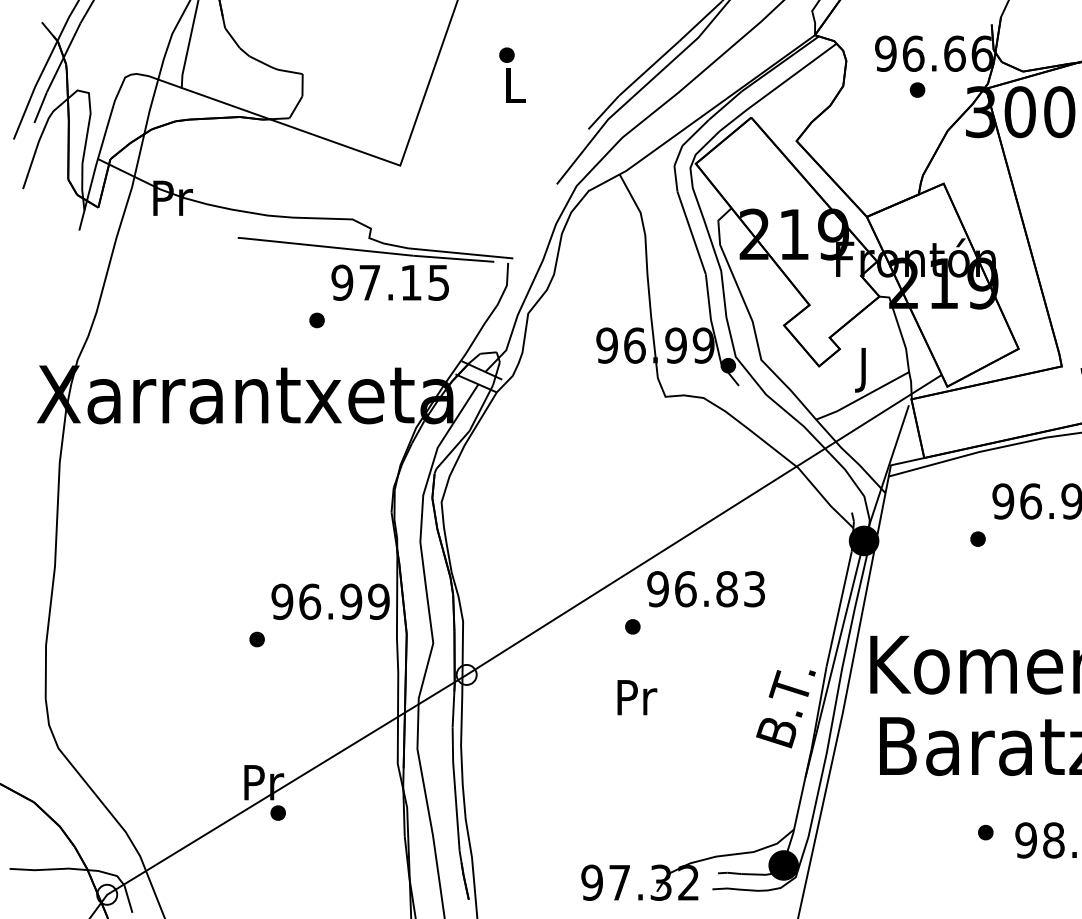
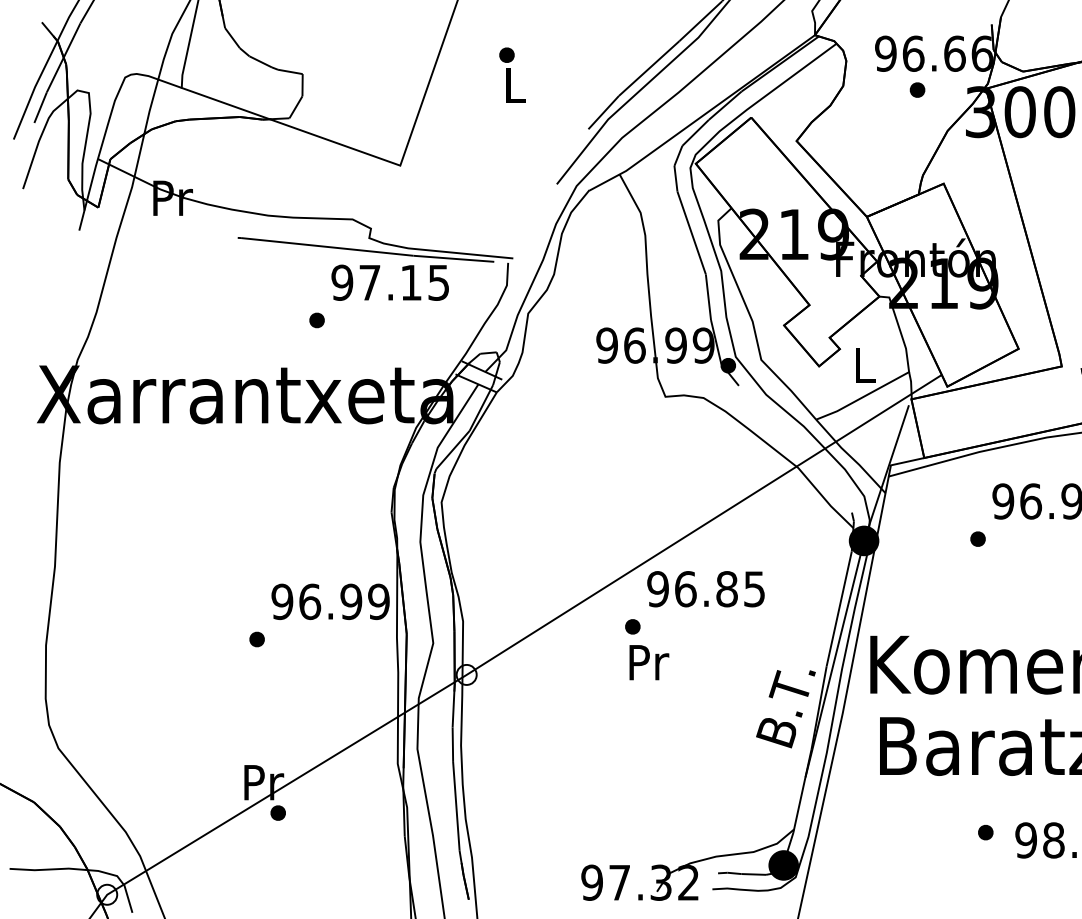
text: J -> L (865, 370)
text: 96.83 -> 96.85 (754, 588)
text position: (637, 697) -> (649, 662) (649, 662)
